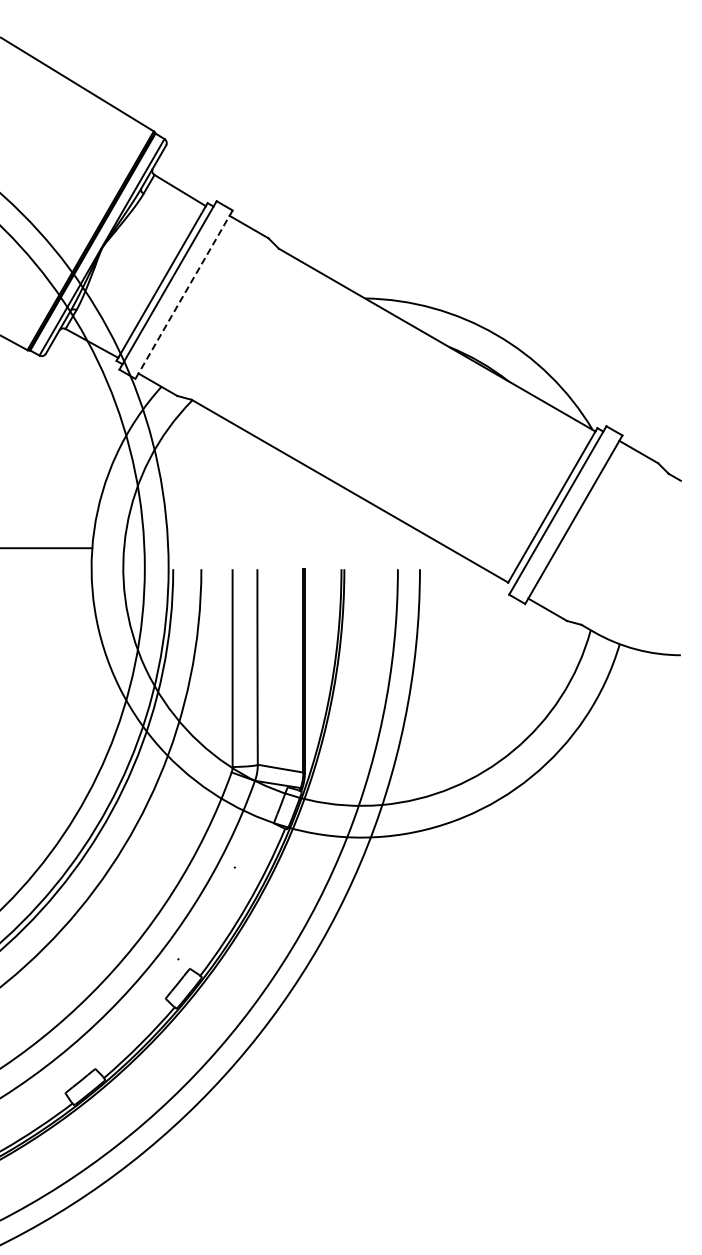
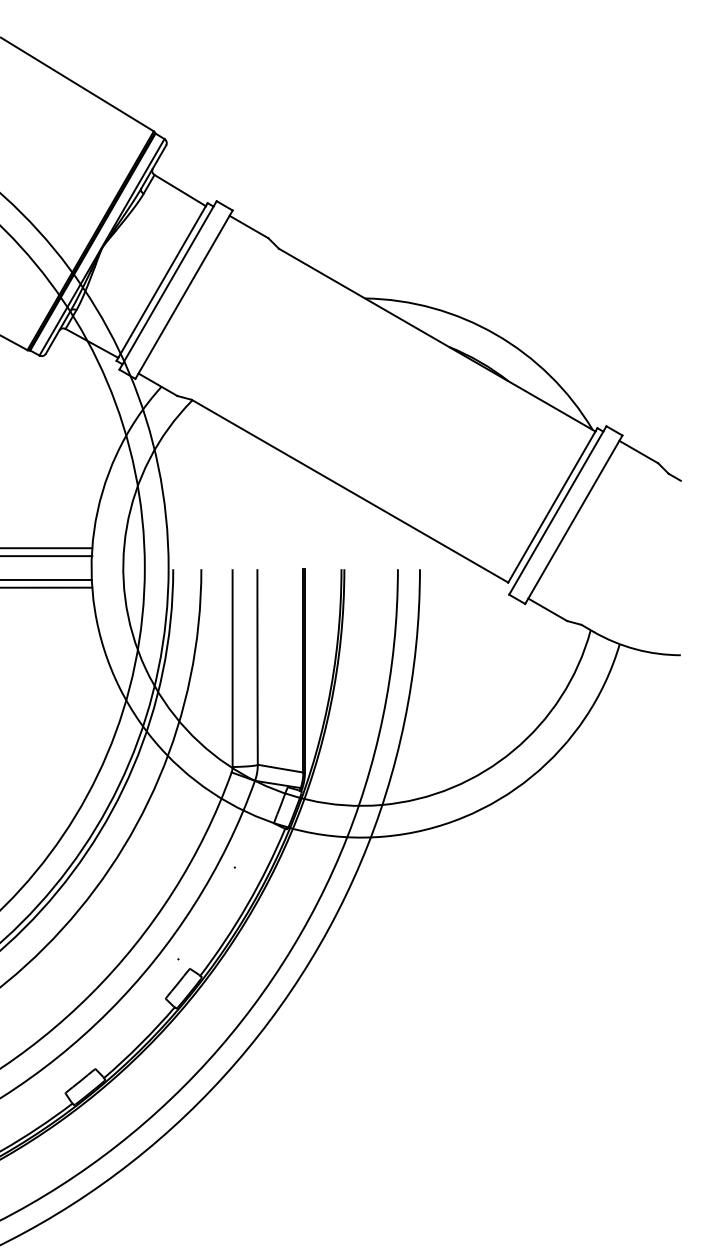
line: dashed -> solid (183, 295)
line: none -> present (47, 556)
line: none -> present (46, 579)
line: none -> present (47, 587)
